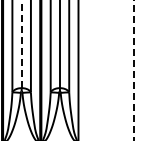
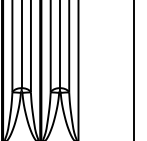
line: dashed -> solid (21, 44)
line: dashed -> solid (134, 70)
